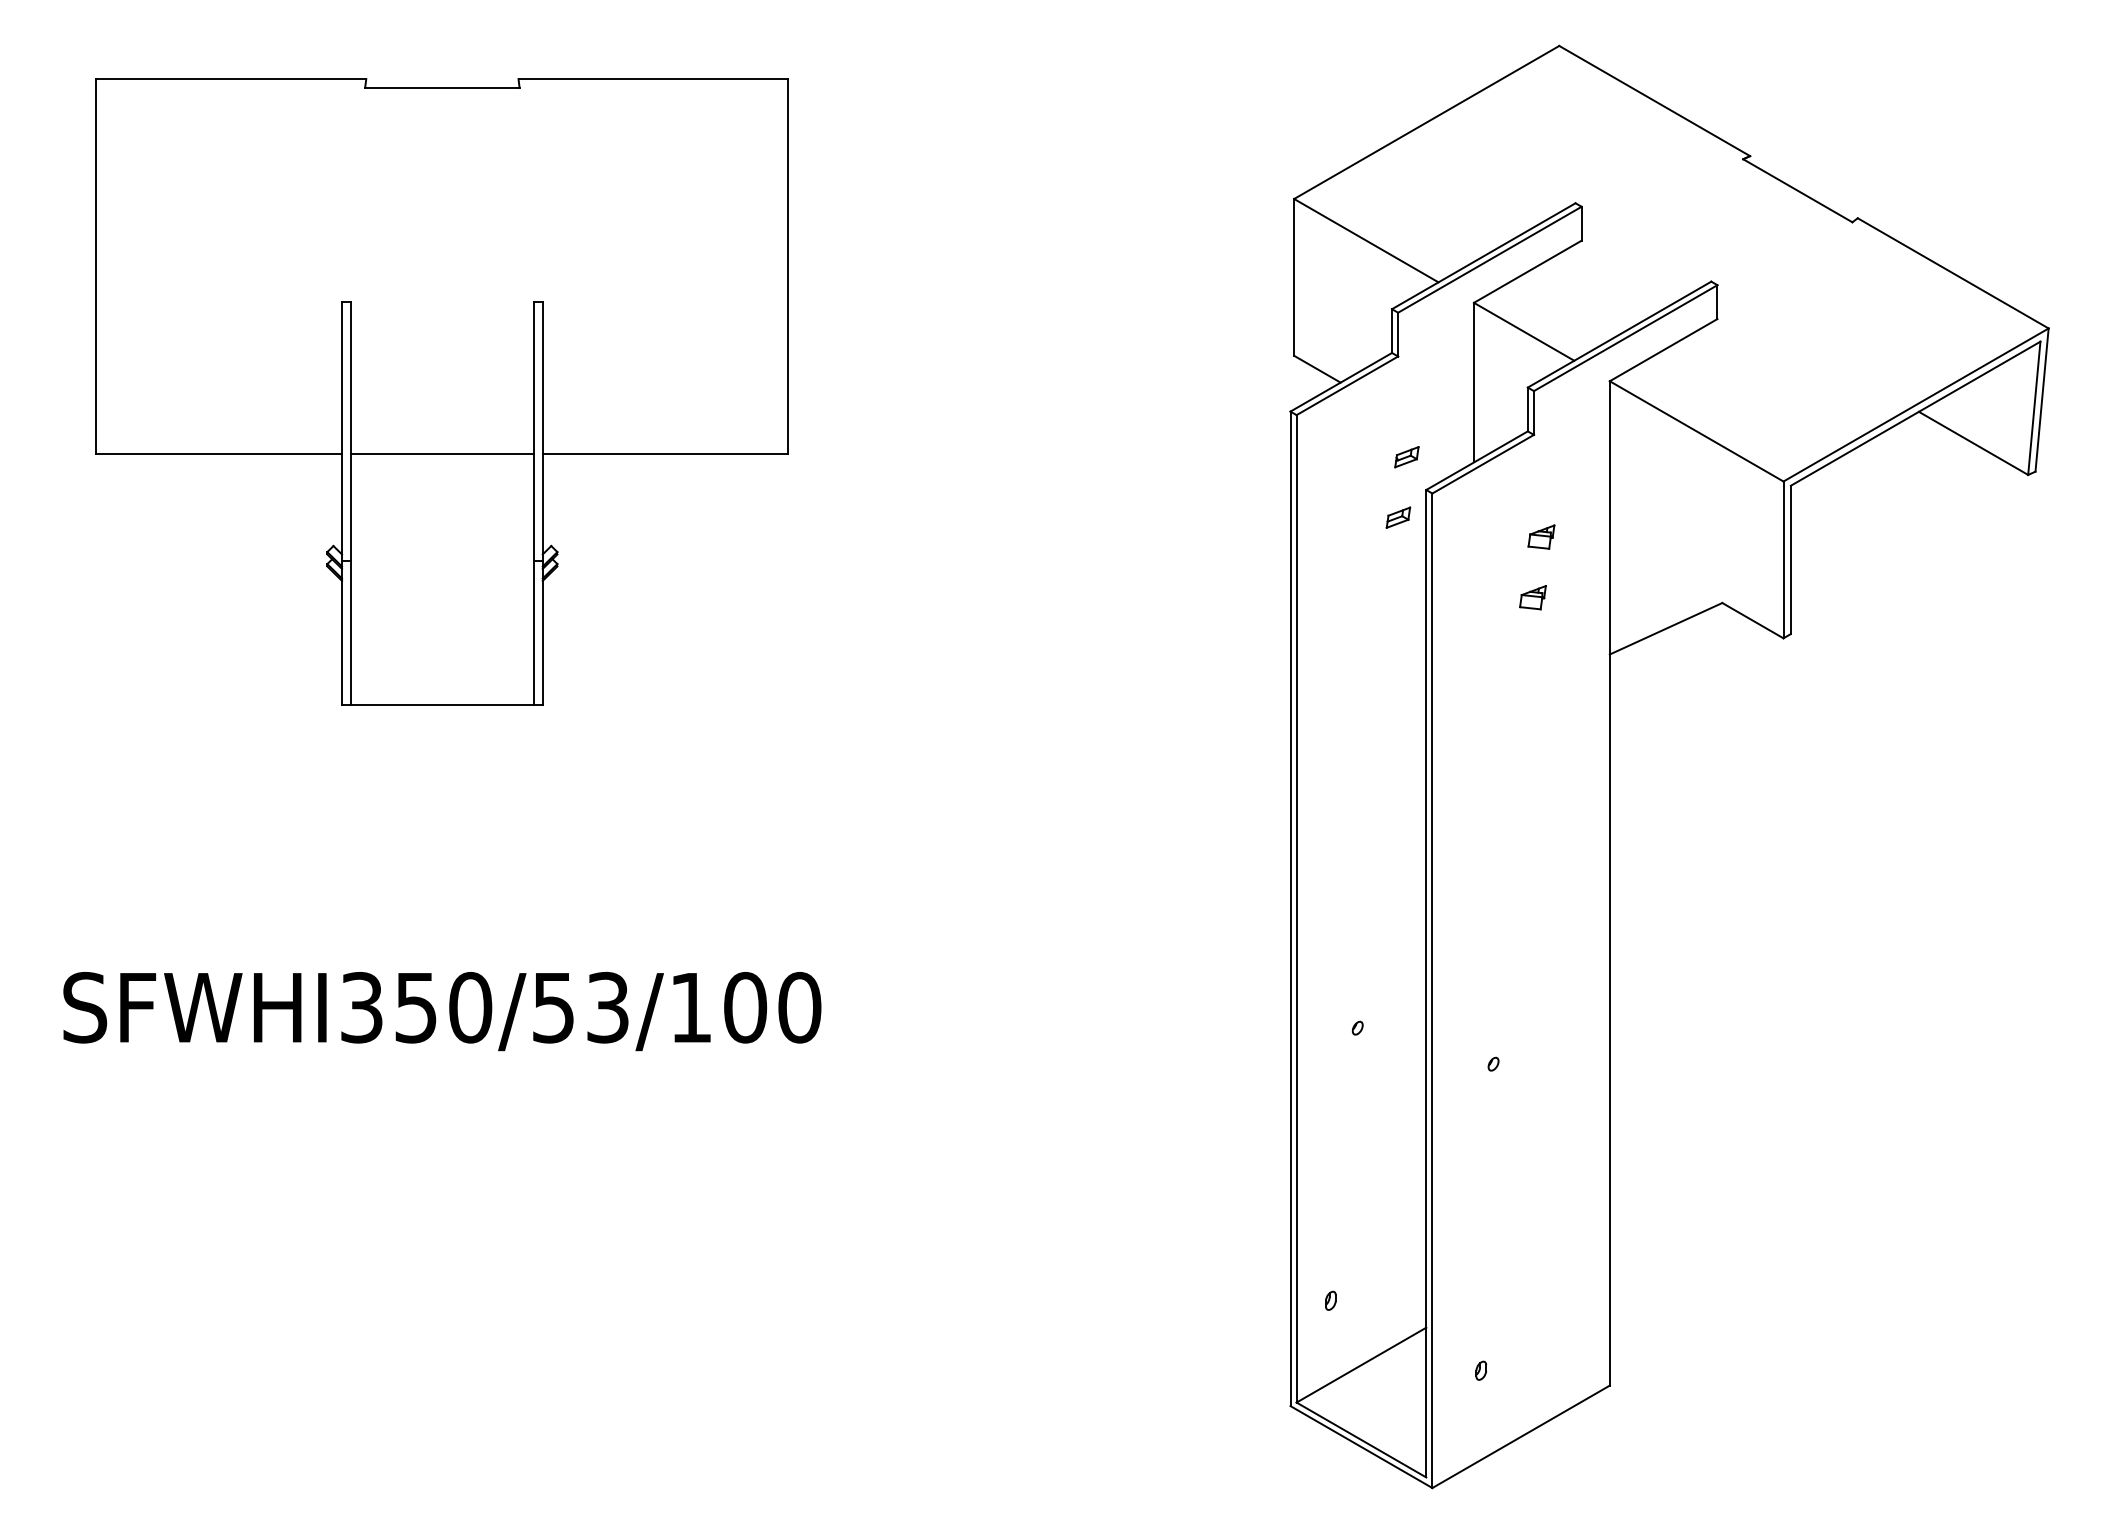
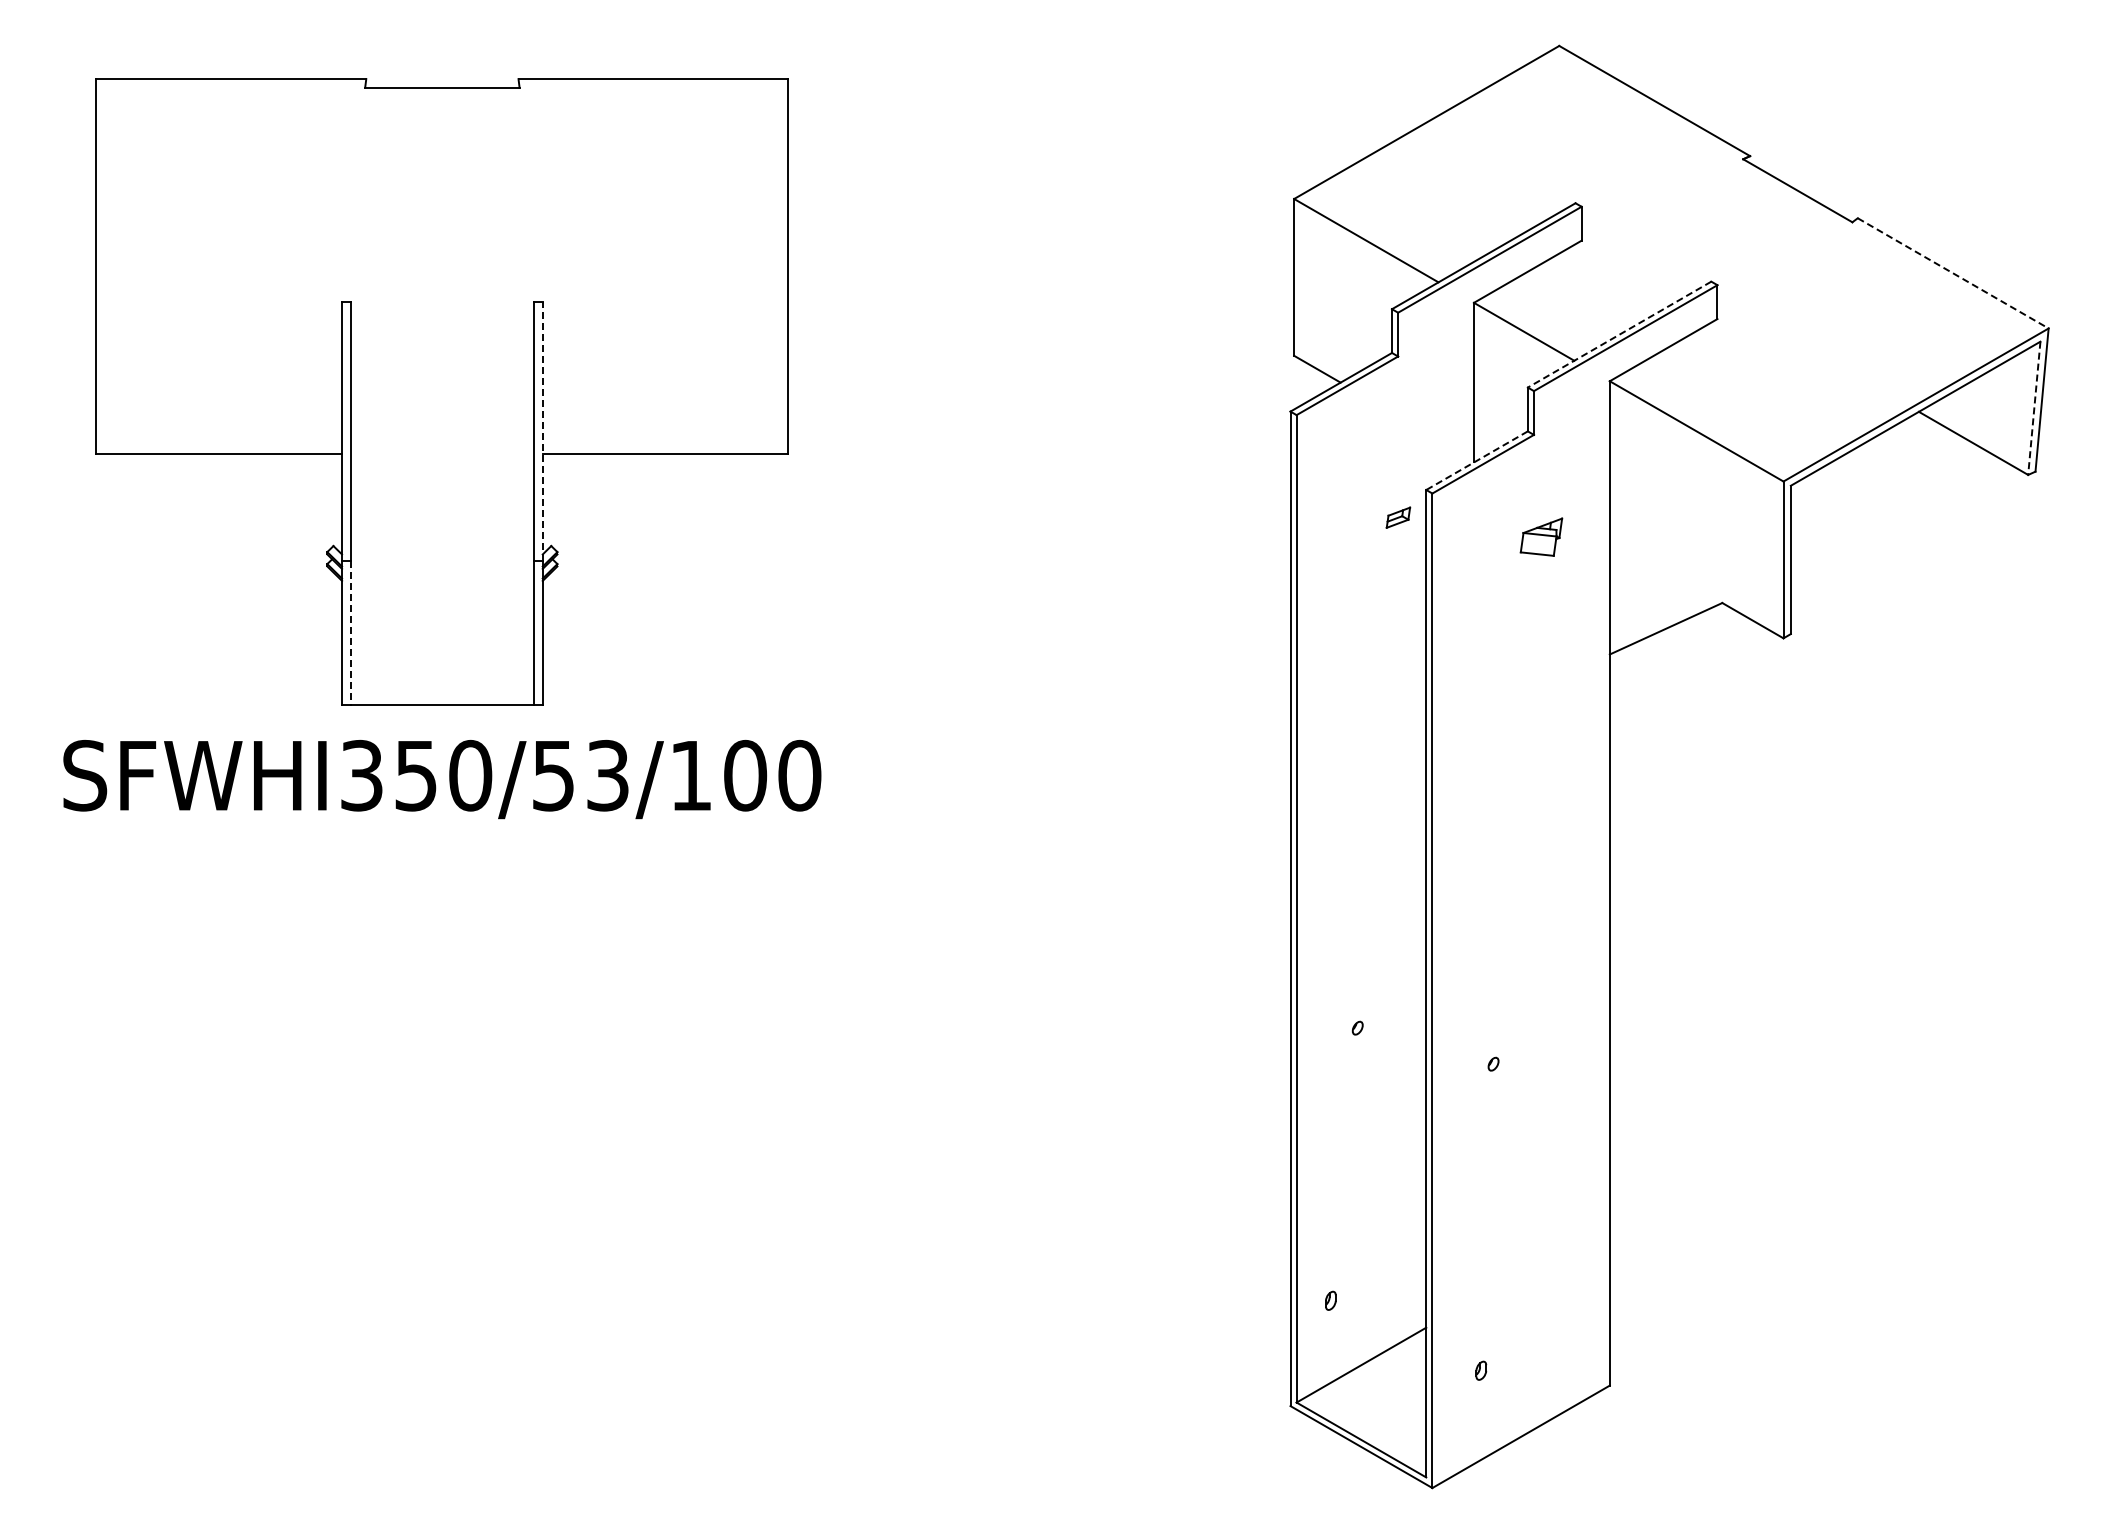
line: solid -> dashed (1953, 273)
line: solid -> dashed (1619, 334)
line: solid -> dashed (2034, 408)
line: solid -> dashed (542, 431)
line: present -> none (442, 454)
part: present -> none (1406, 457)
line: solid -> dashed (1477, 460)
part size: 29x26 px -> 45x40 px (1541, 536)
part: present -> none (1532, 597)
line: solid -> dashed (350, 633)
text position: (442, 1011) -> (442, 779) (442, 779)
